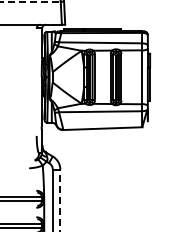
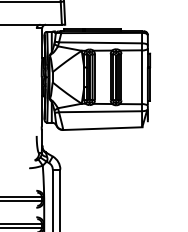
line: dashed -> solid (30, 1)
line: dashed -> solid (60, 200)
